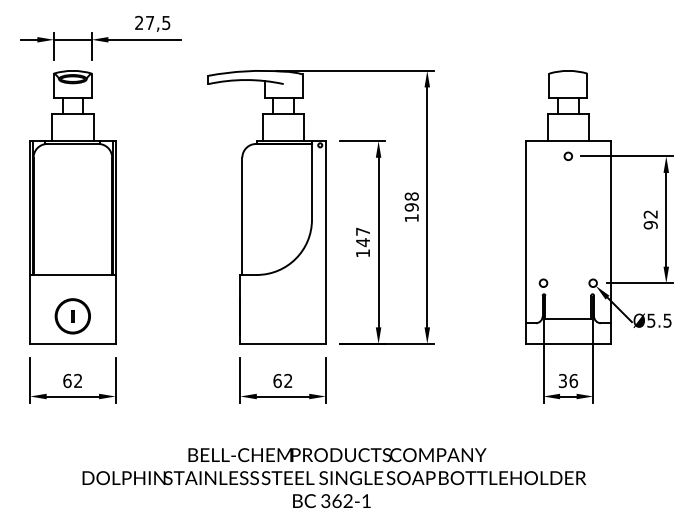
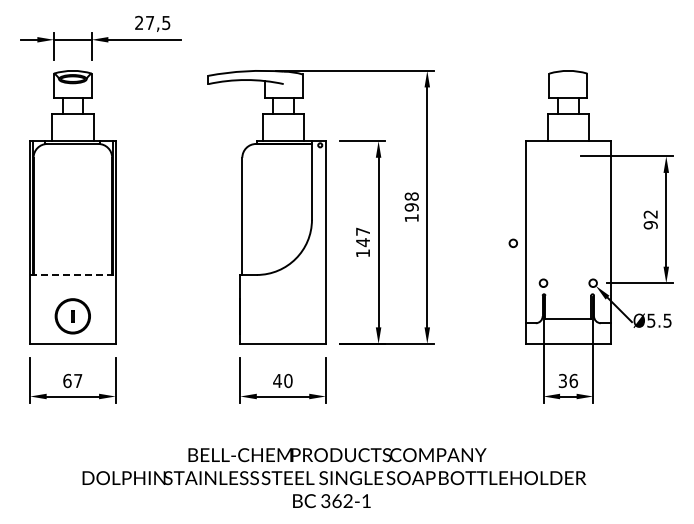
circle position: (567, 155) -> (512, 242) (512, 242)
line: solid -> dashed (72, 274)
text: 62 -> 67 (78, 380)
text: 62 -> 40 (282, 380)
